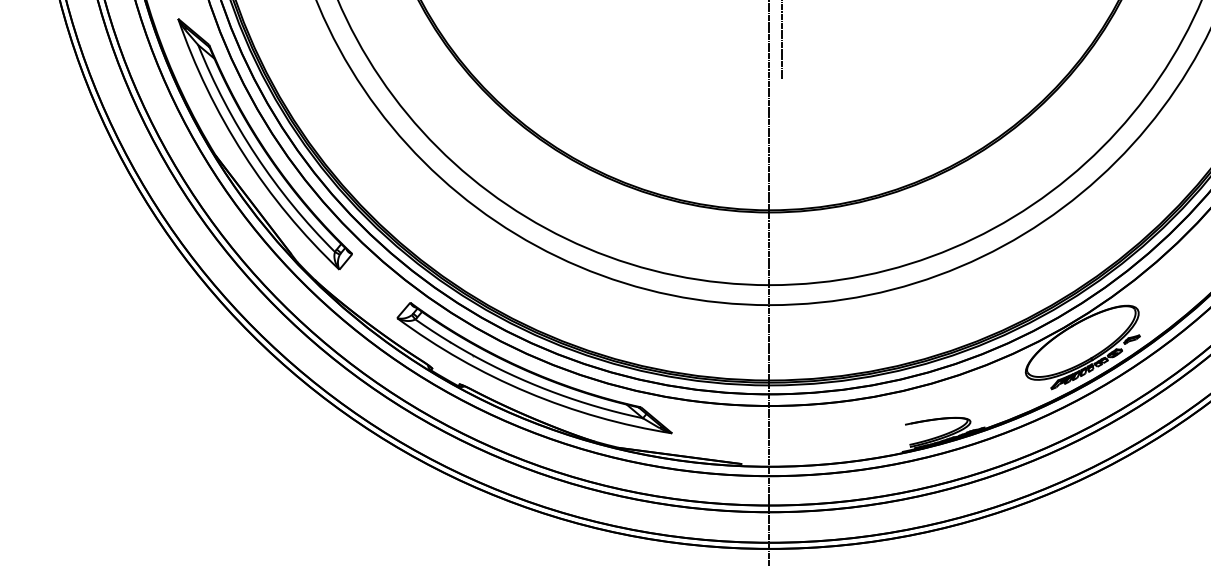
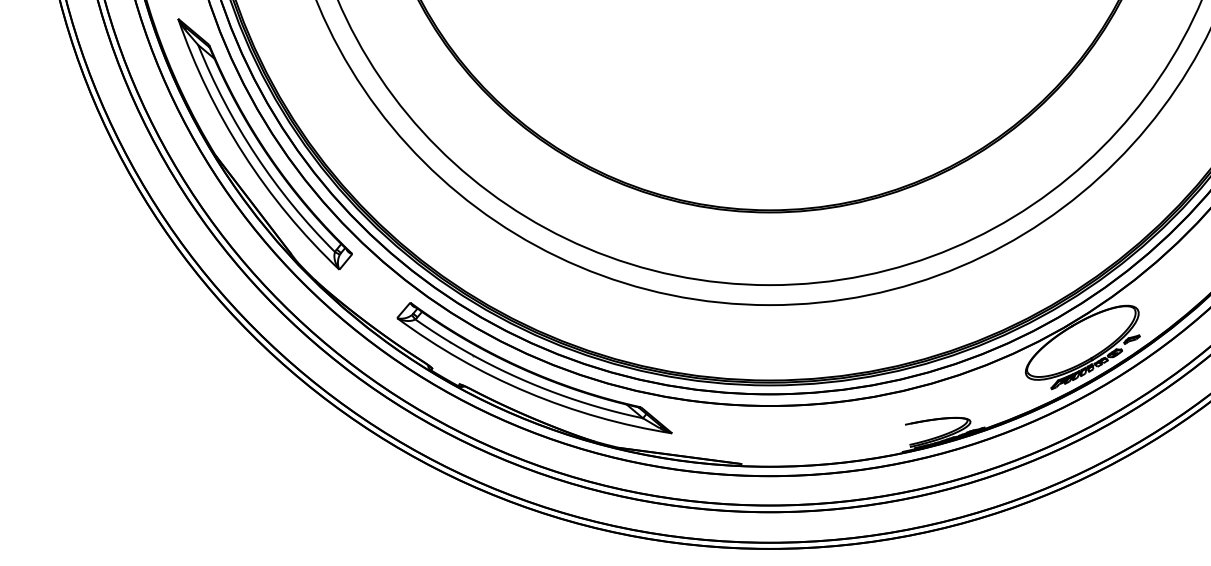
line: present -> none (782, 40)
line: present -> none (768, 282)
